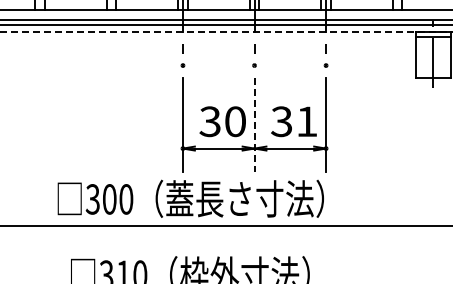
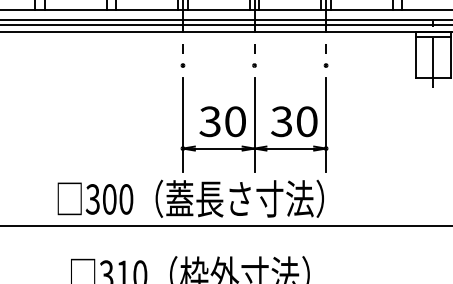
line: dashed -> solid (226, 31)
text: 31 -> 30 (307, 121)
line: dashed -> solid (254, 125)
